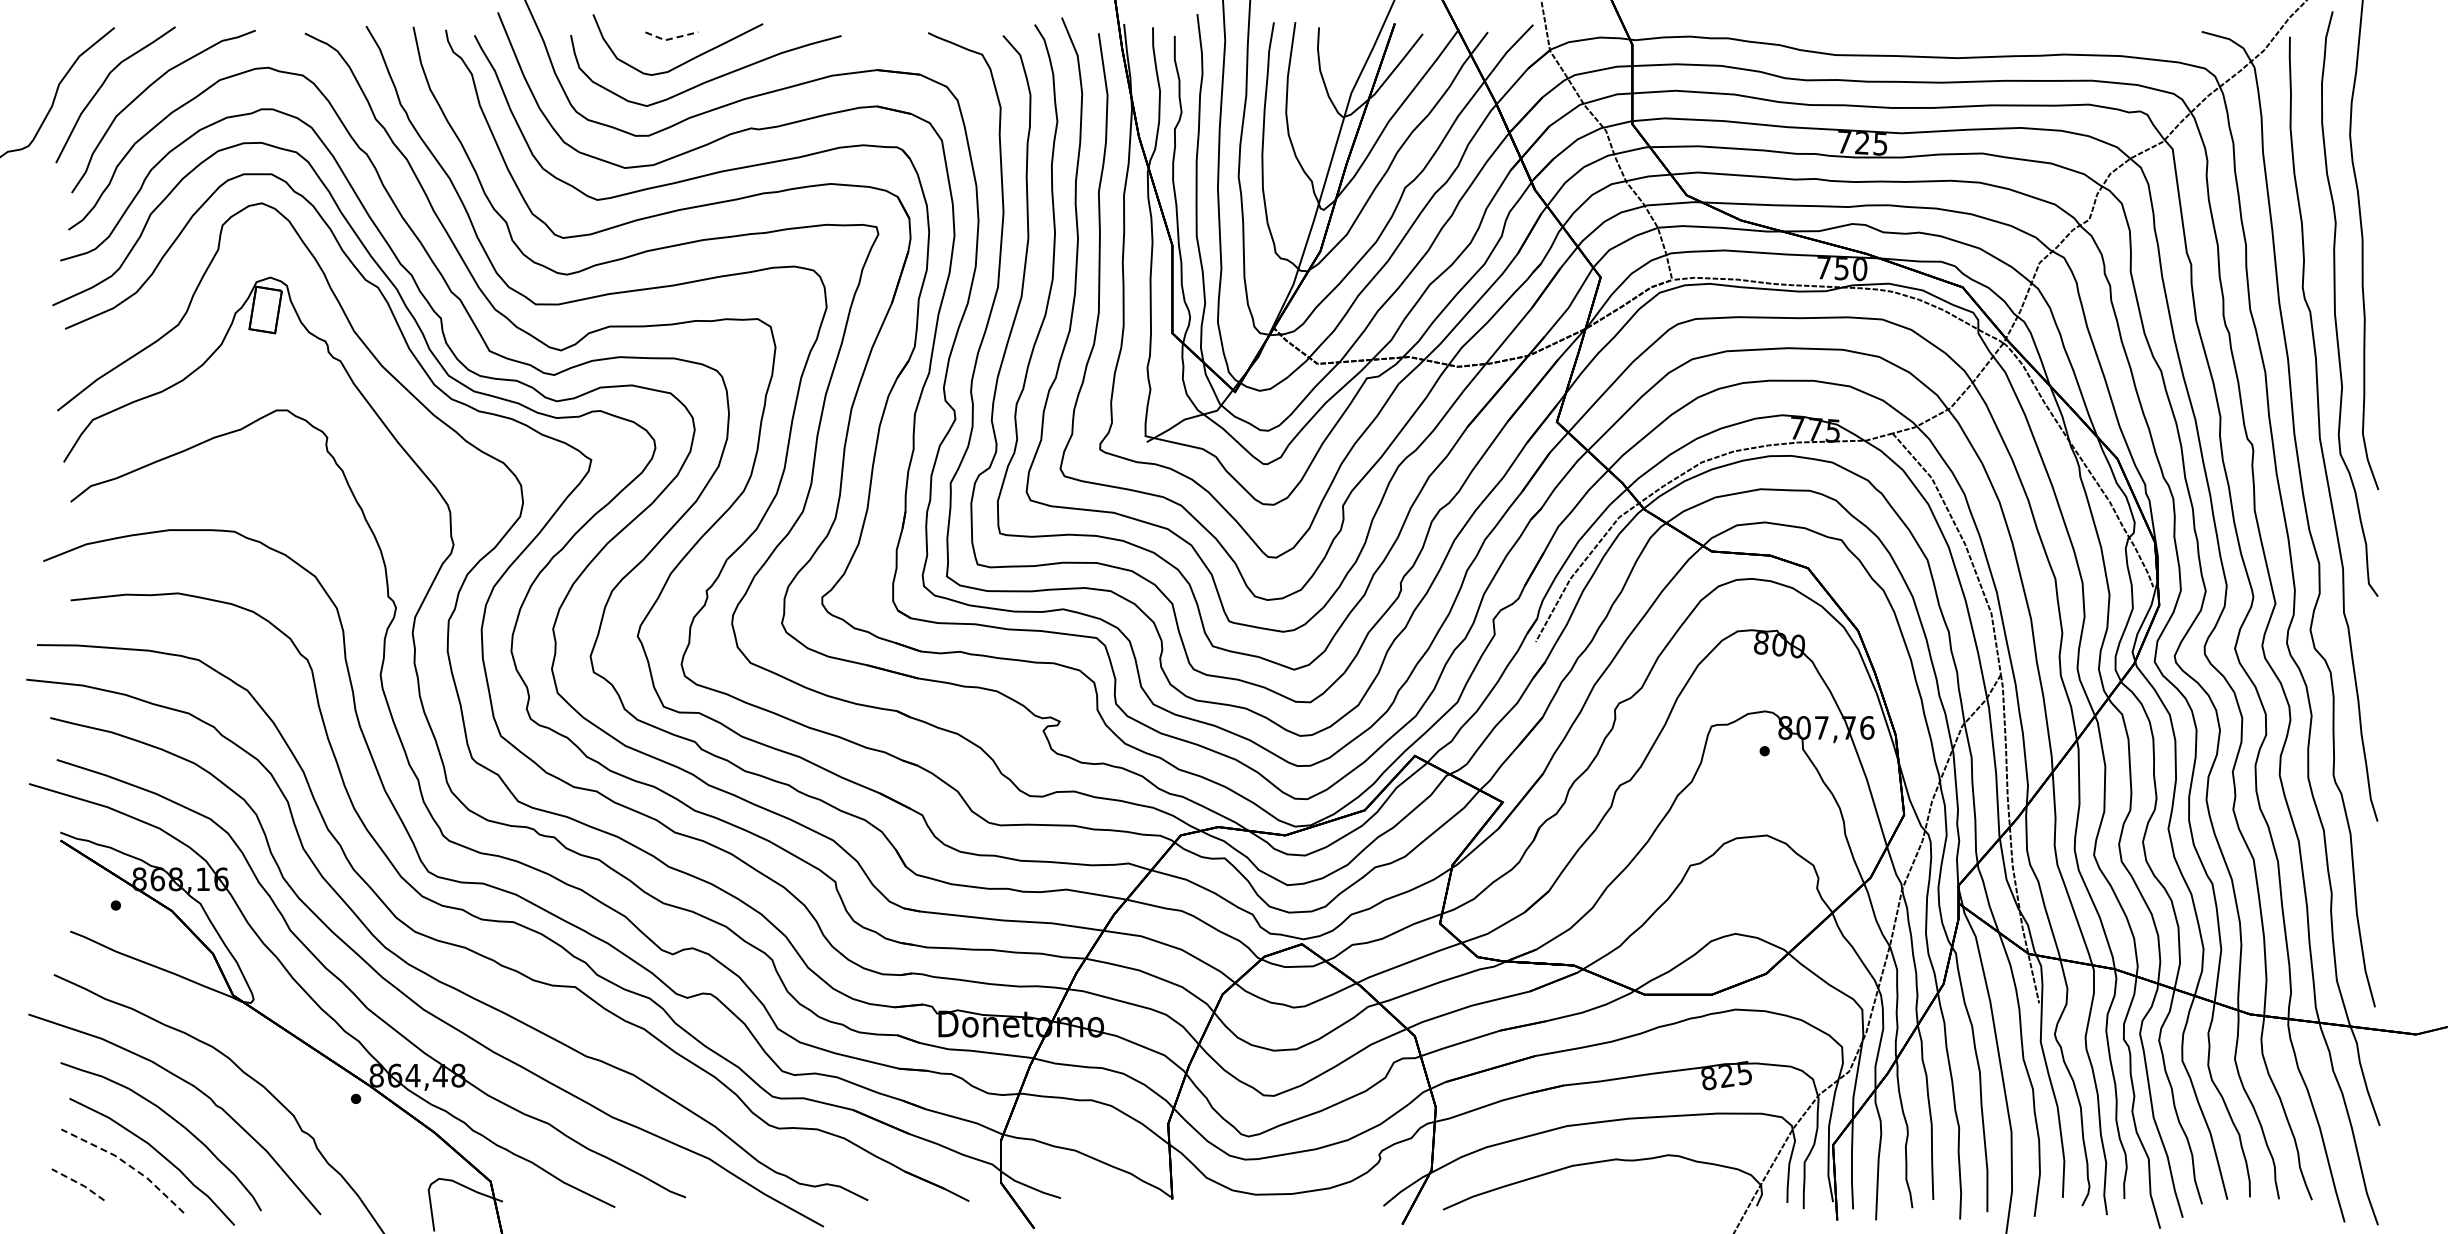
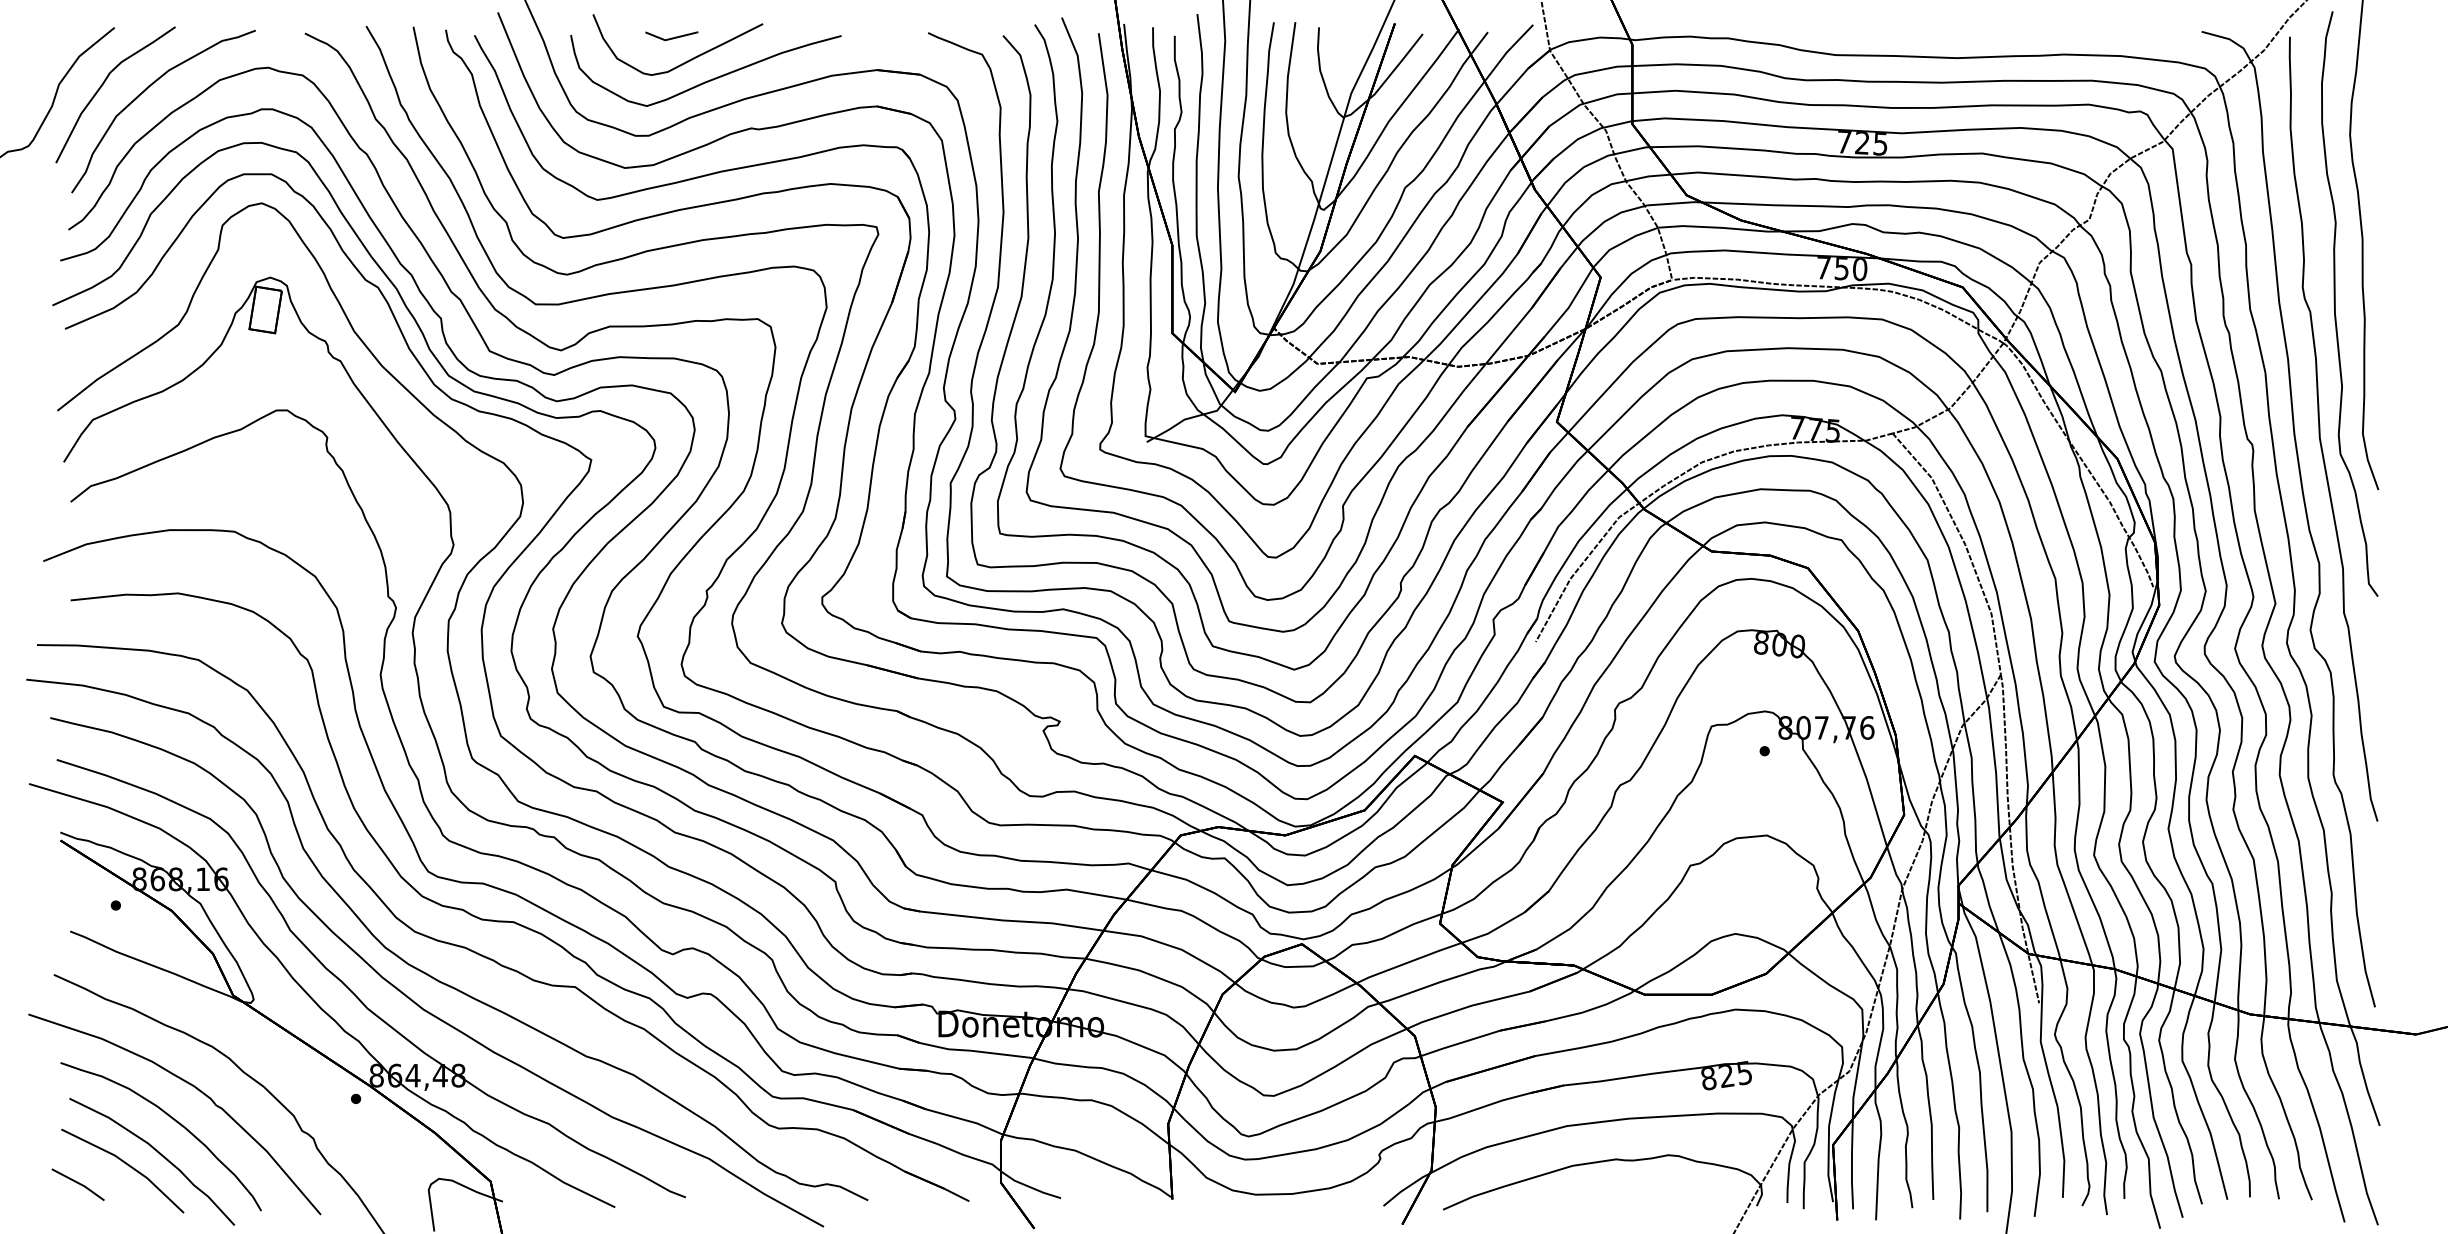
line: dashed -> solid (670, 38)
line: dashed -> solid (126, 1163)
line: dashed -> solid (79, 1183)
